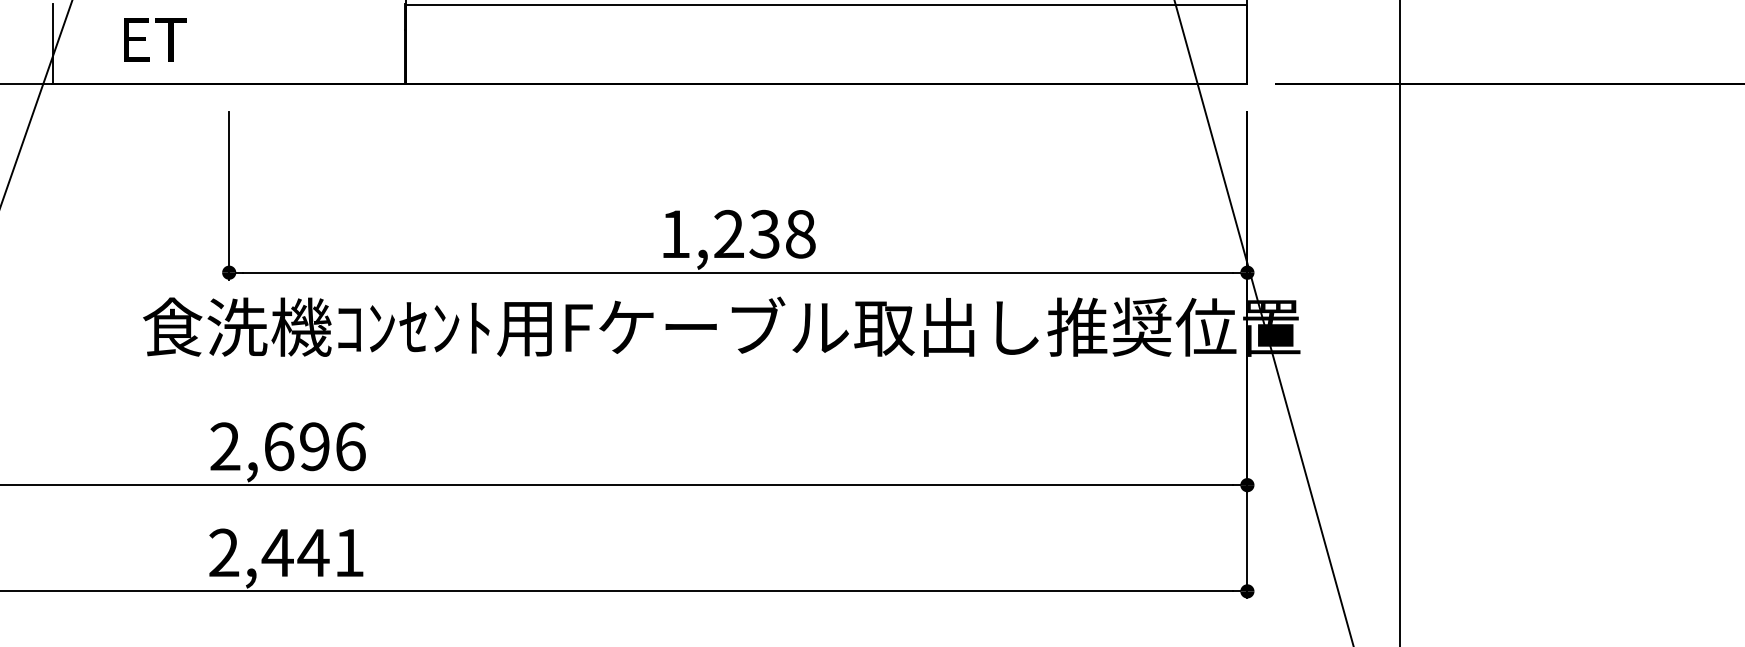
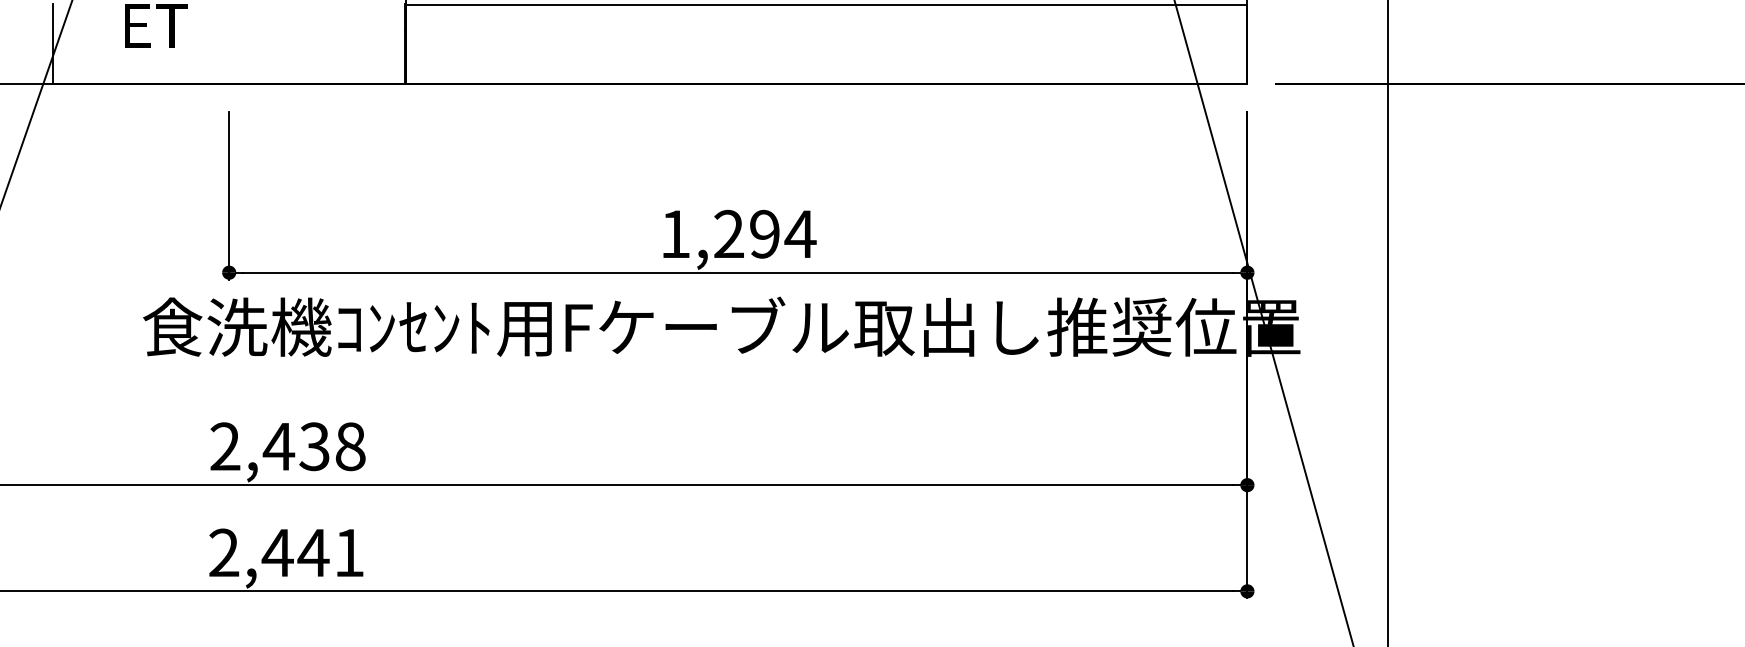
text position: (155, 39) -> (156, 25) (156, 25)
text: 1,238 -> 1,294 (782, 234)
line position: (1400, 322) -> (1388, 322) (1388, 322)
text: 2,696 -> 2,438 (313, 446)
